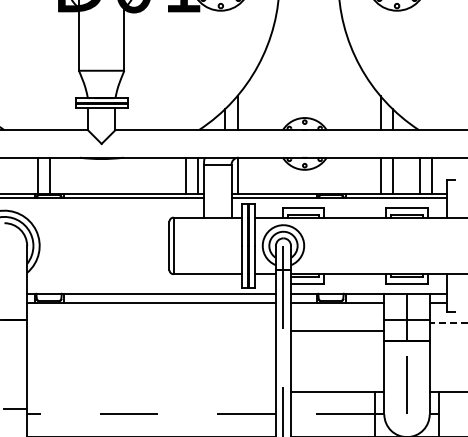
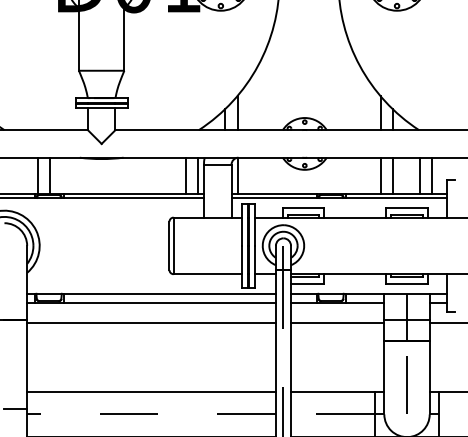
line: none -> present (151, 323)
line: dashed -> solid (448, 323)
line position: (337, 331) -> (337, 323) (337, 323)
line: none -> present (151, 391)
